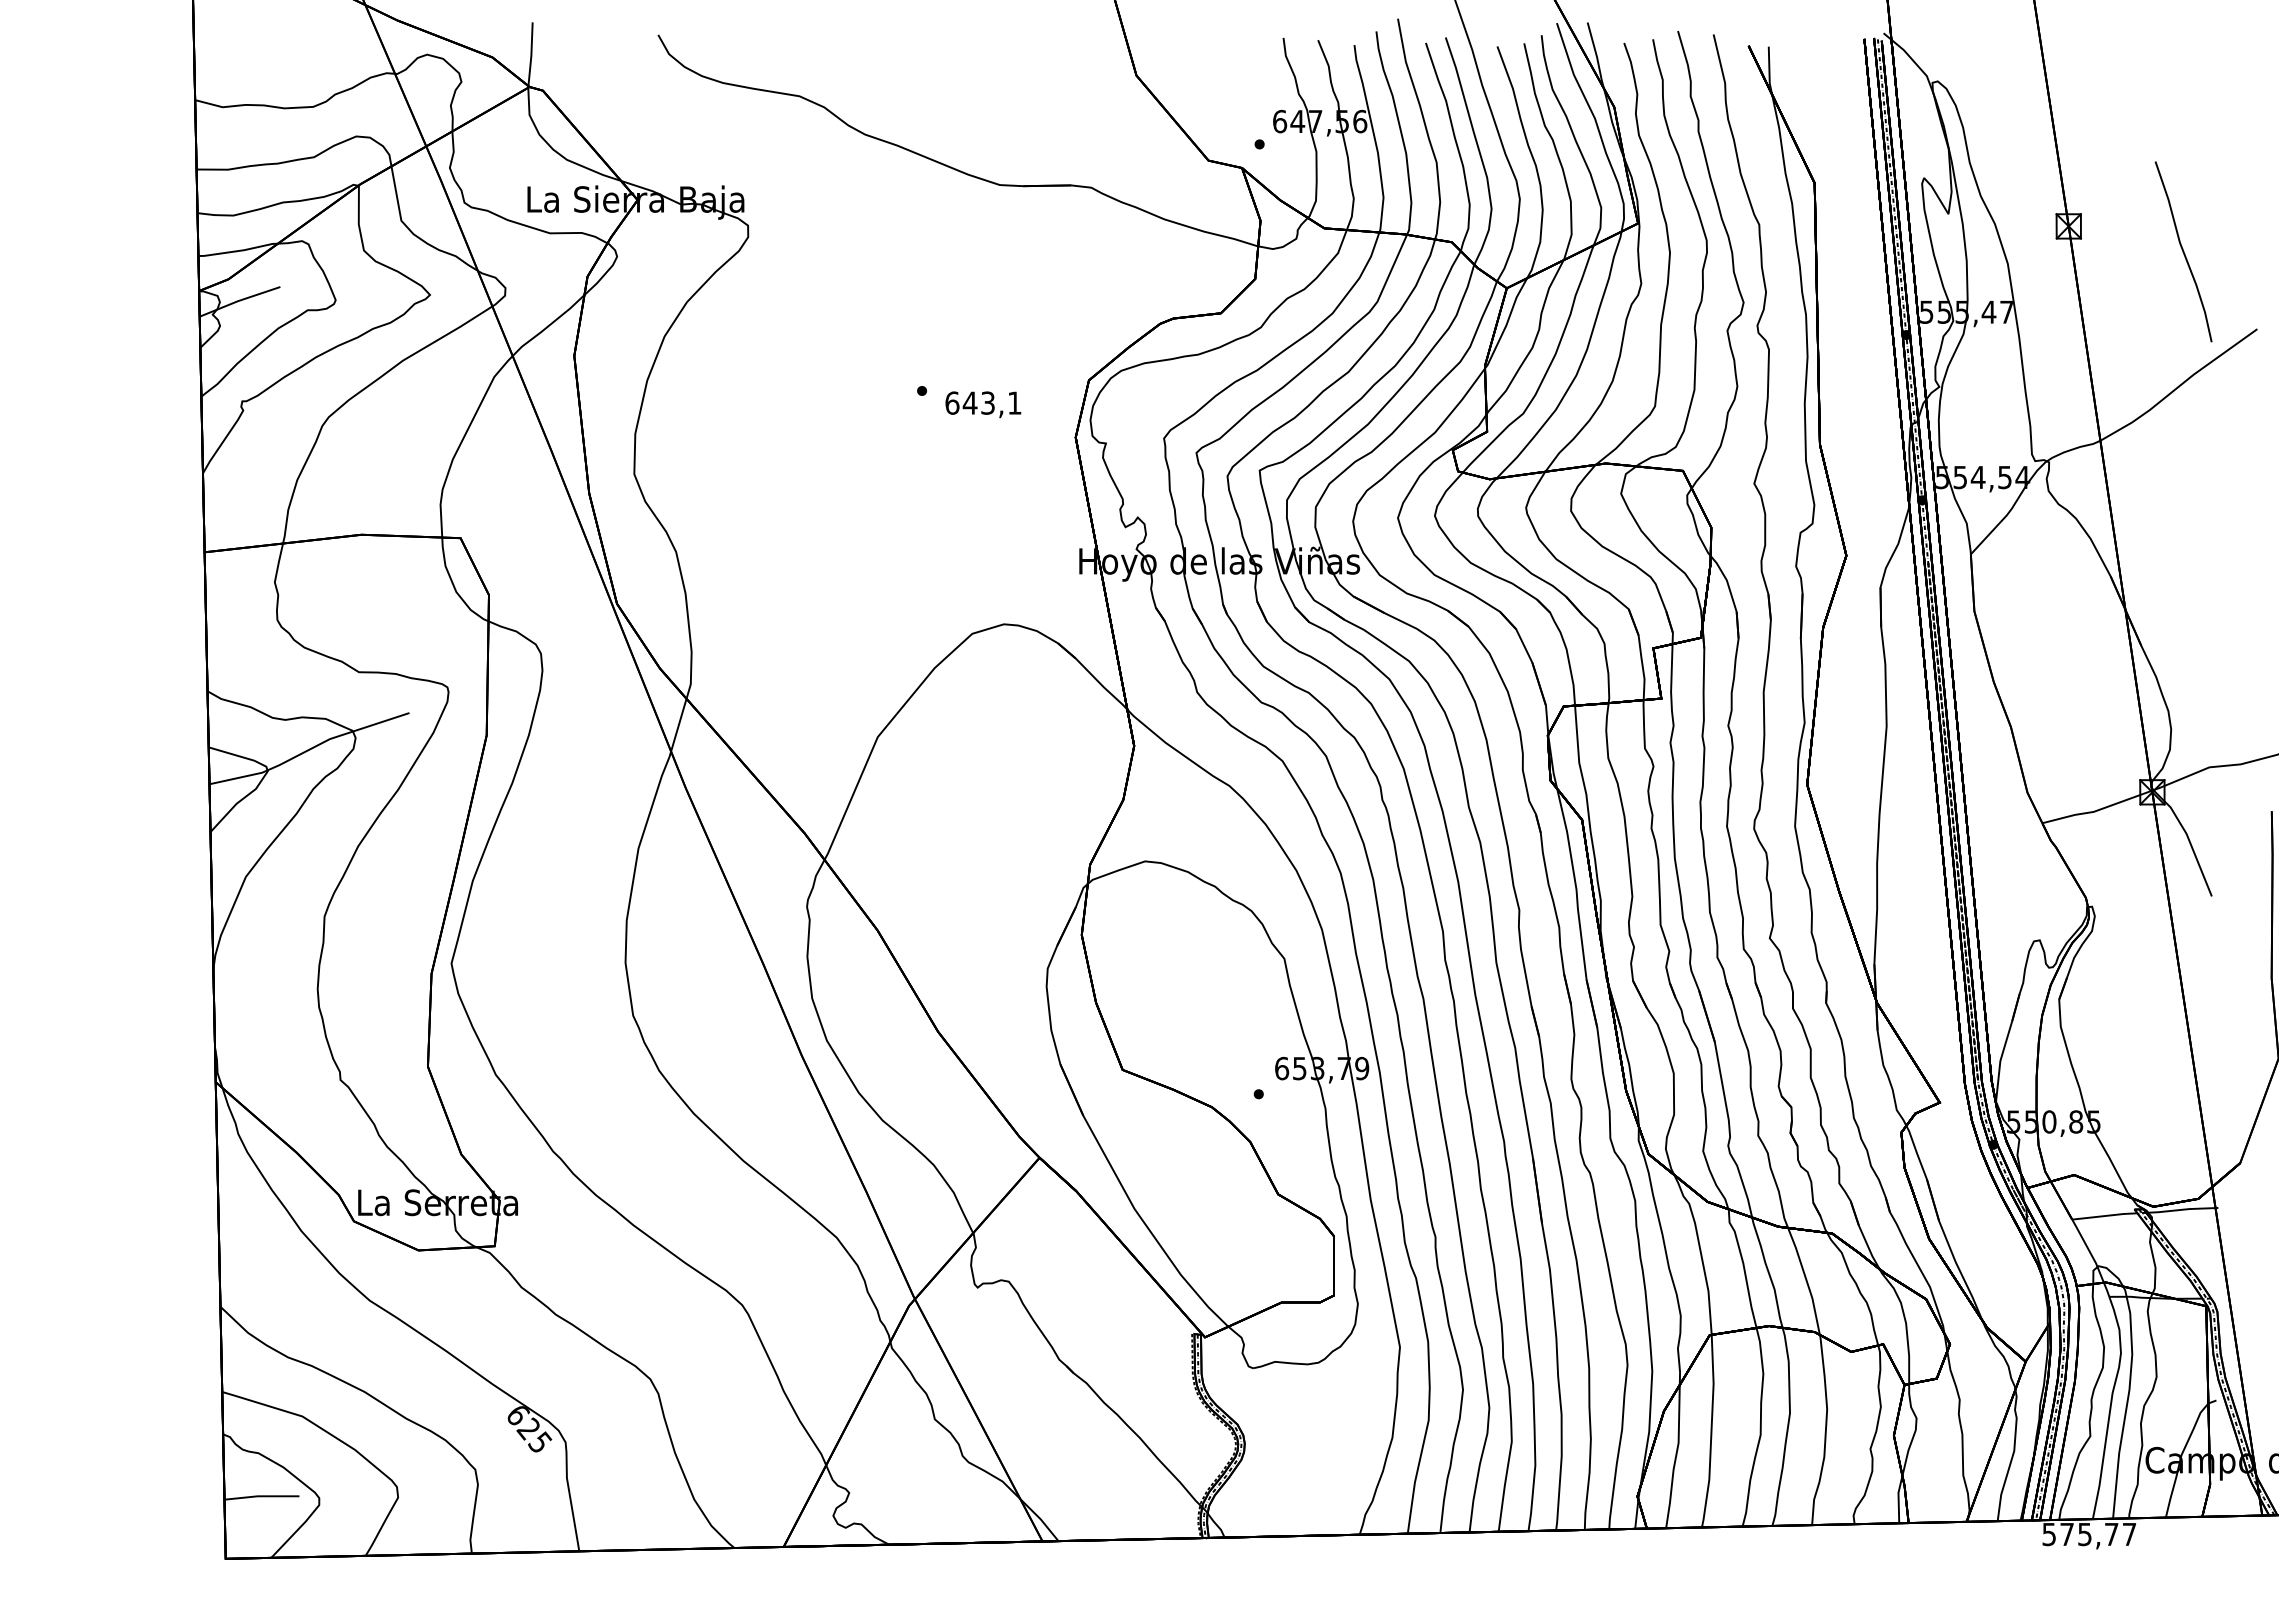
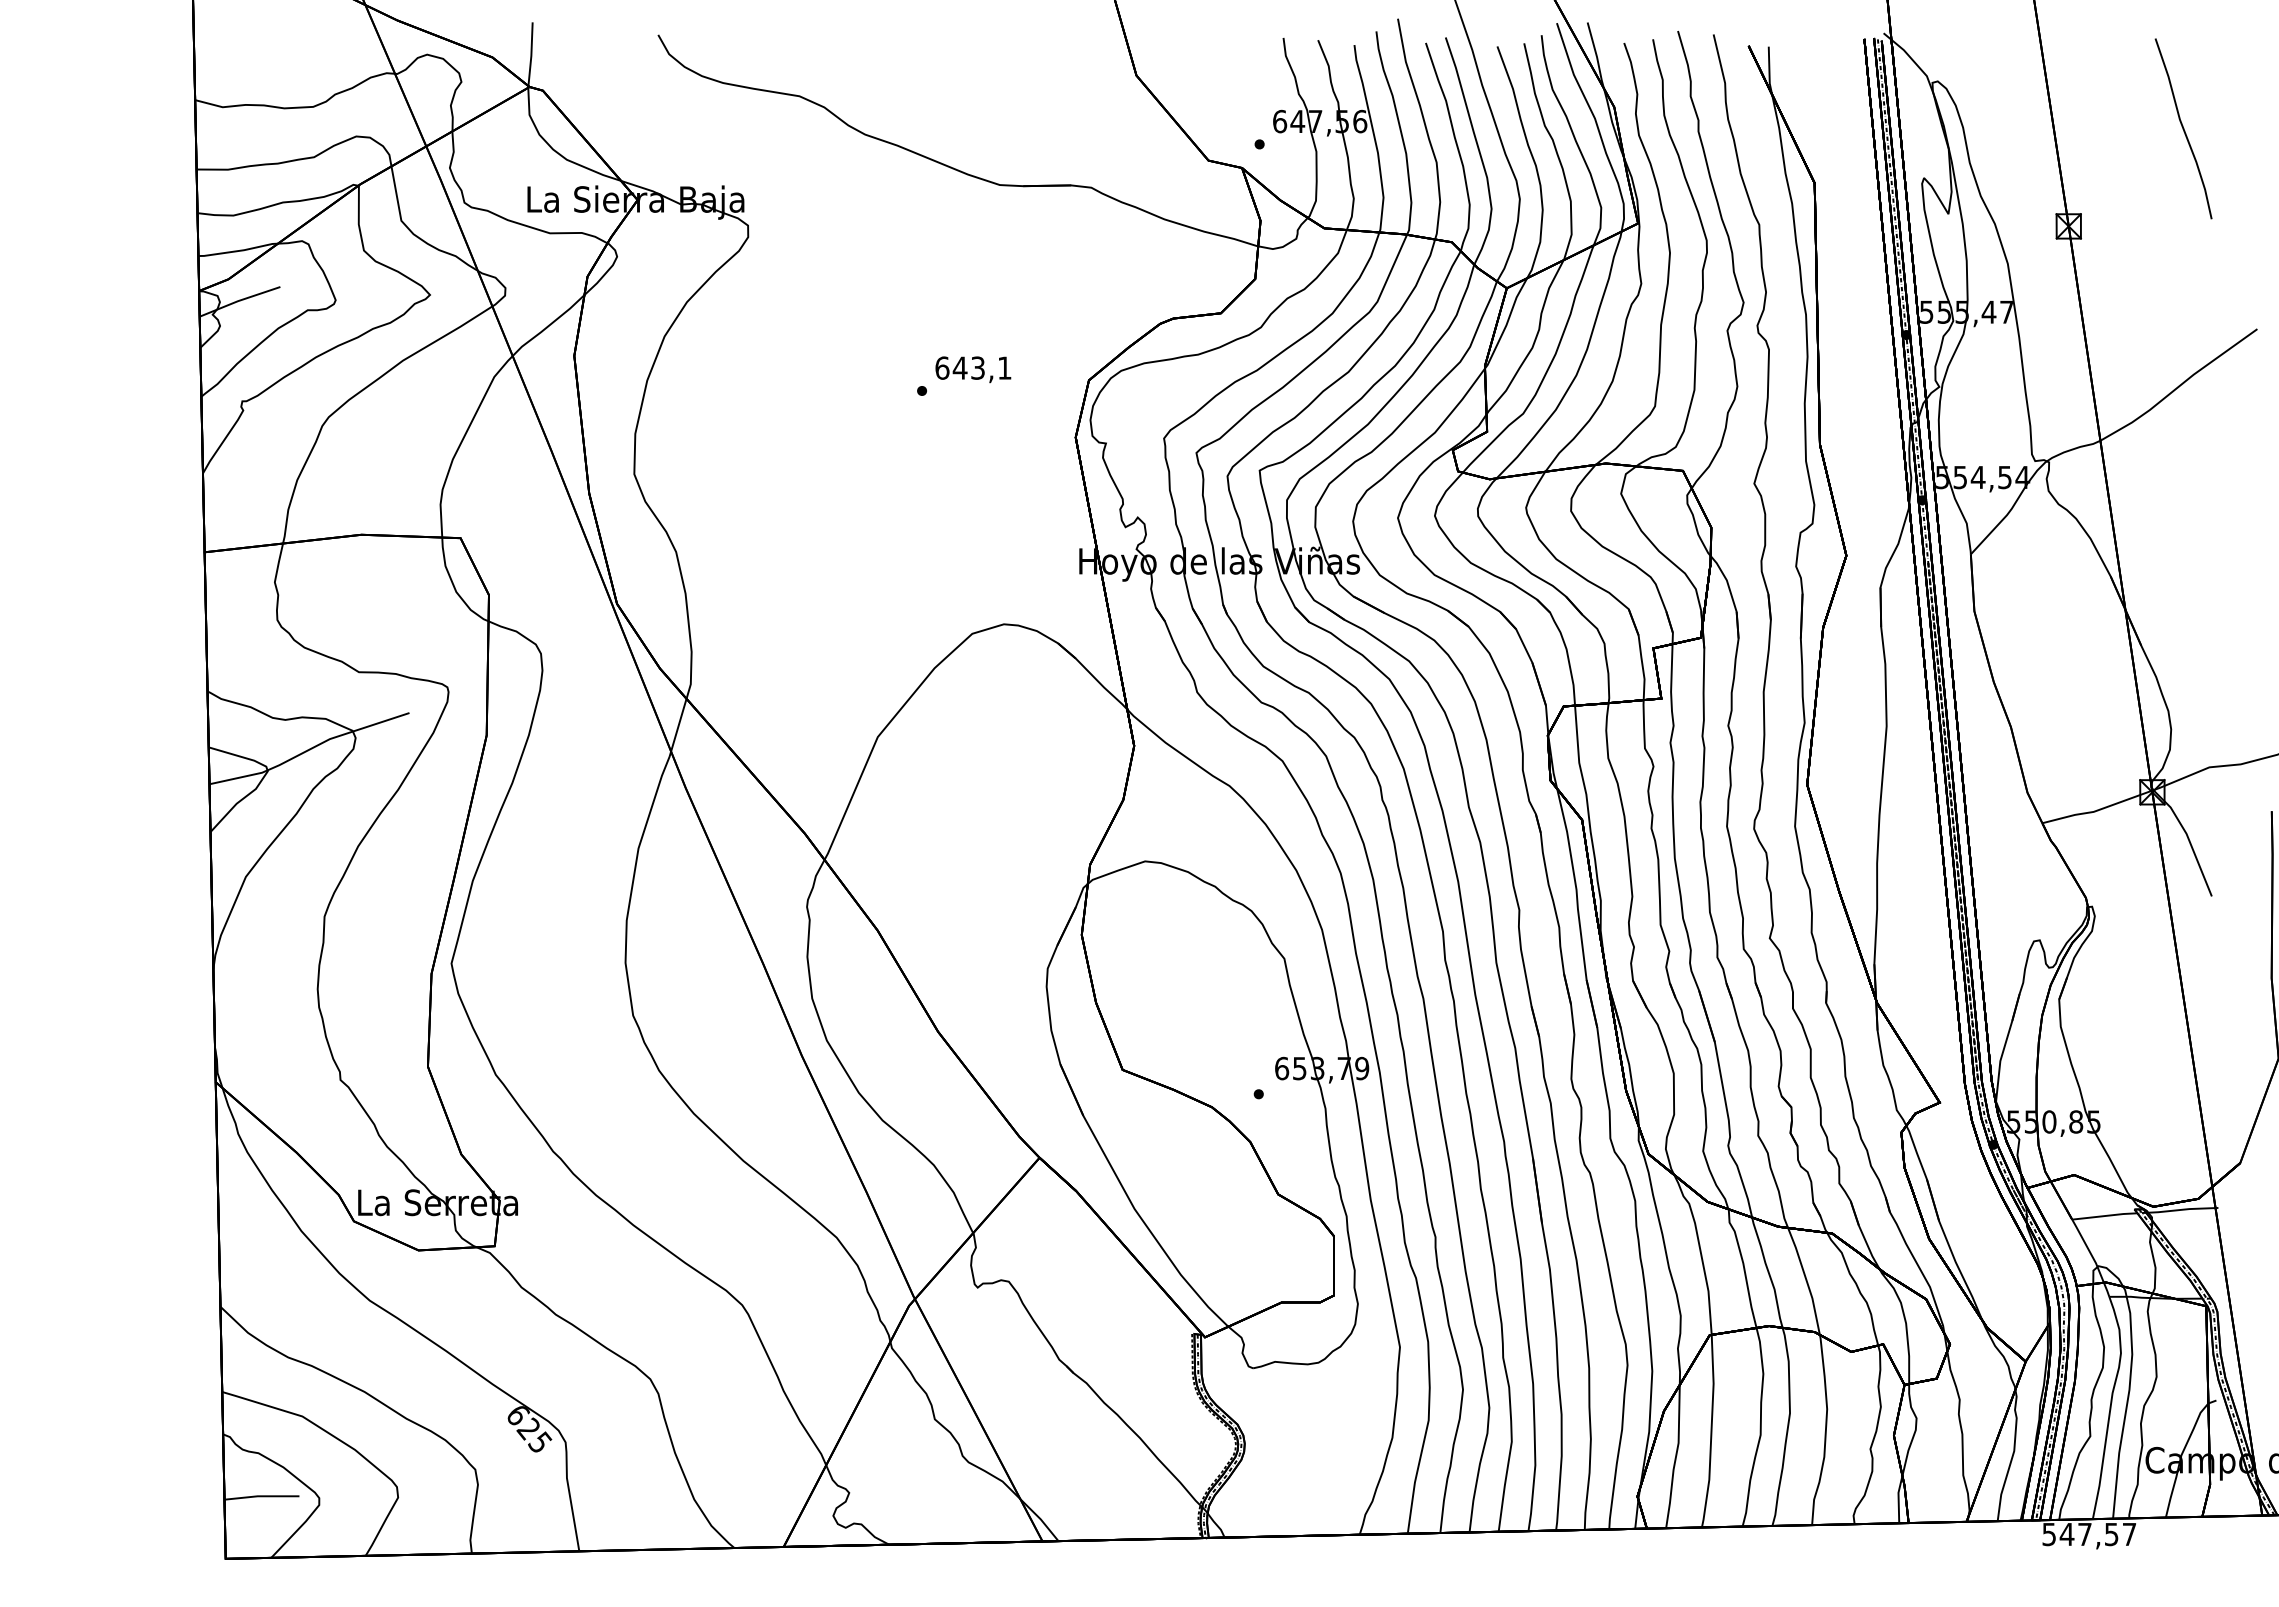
curve position: (2183, 251) -> (2183, 128) (2183, 128)
text position: (983, 404) -> (973, 369) (973, 369)
text: 575,77 -> 547,57 (2088, 1534)
